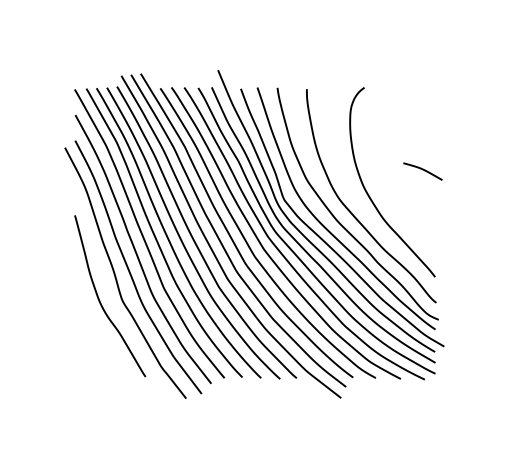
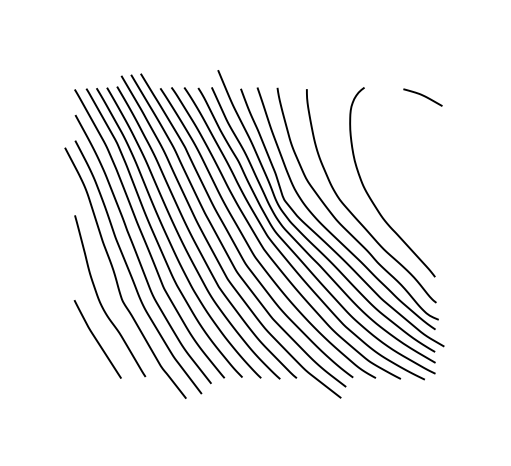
curve position: (422, 170) -> (422, 96) (422, 96)
curve: none -> present (97, 339)
